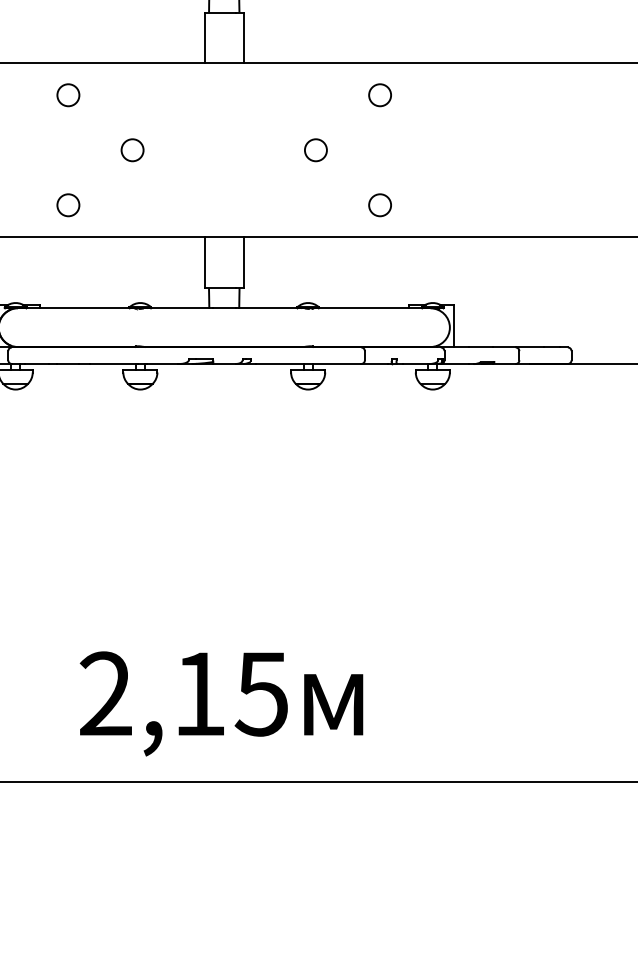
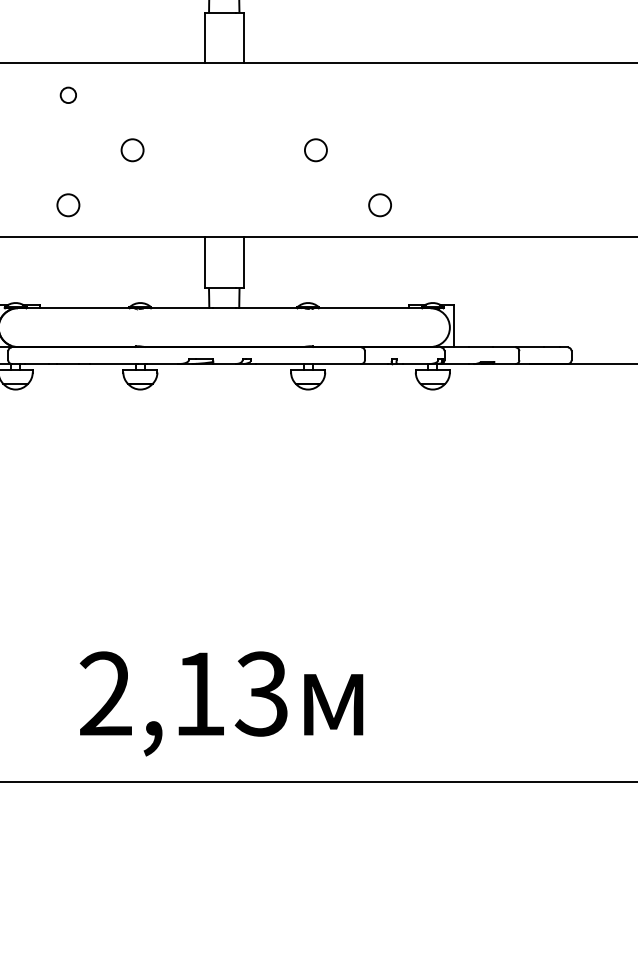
circle size: 25x25 px -> 18x18 px (67, 94)
circle: present -> none (379, 95)
text: 2,15 -> 2,13 (260, 693)
